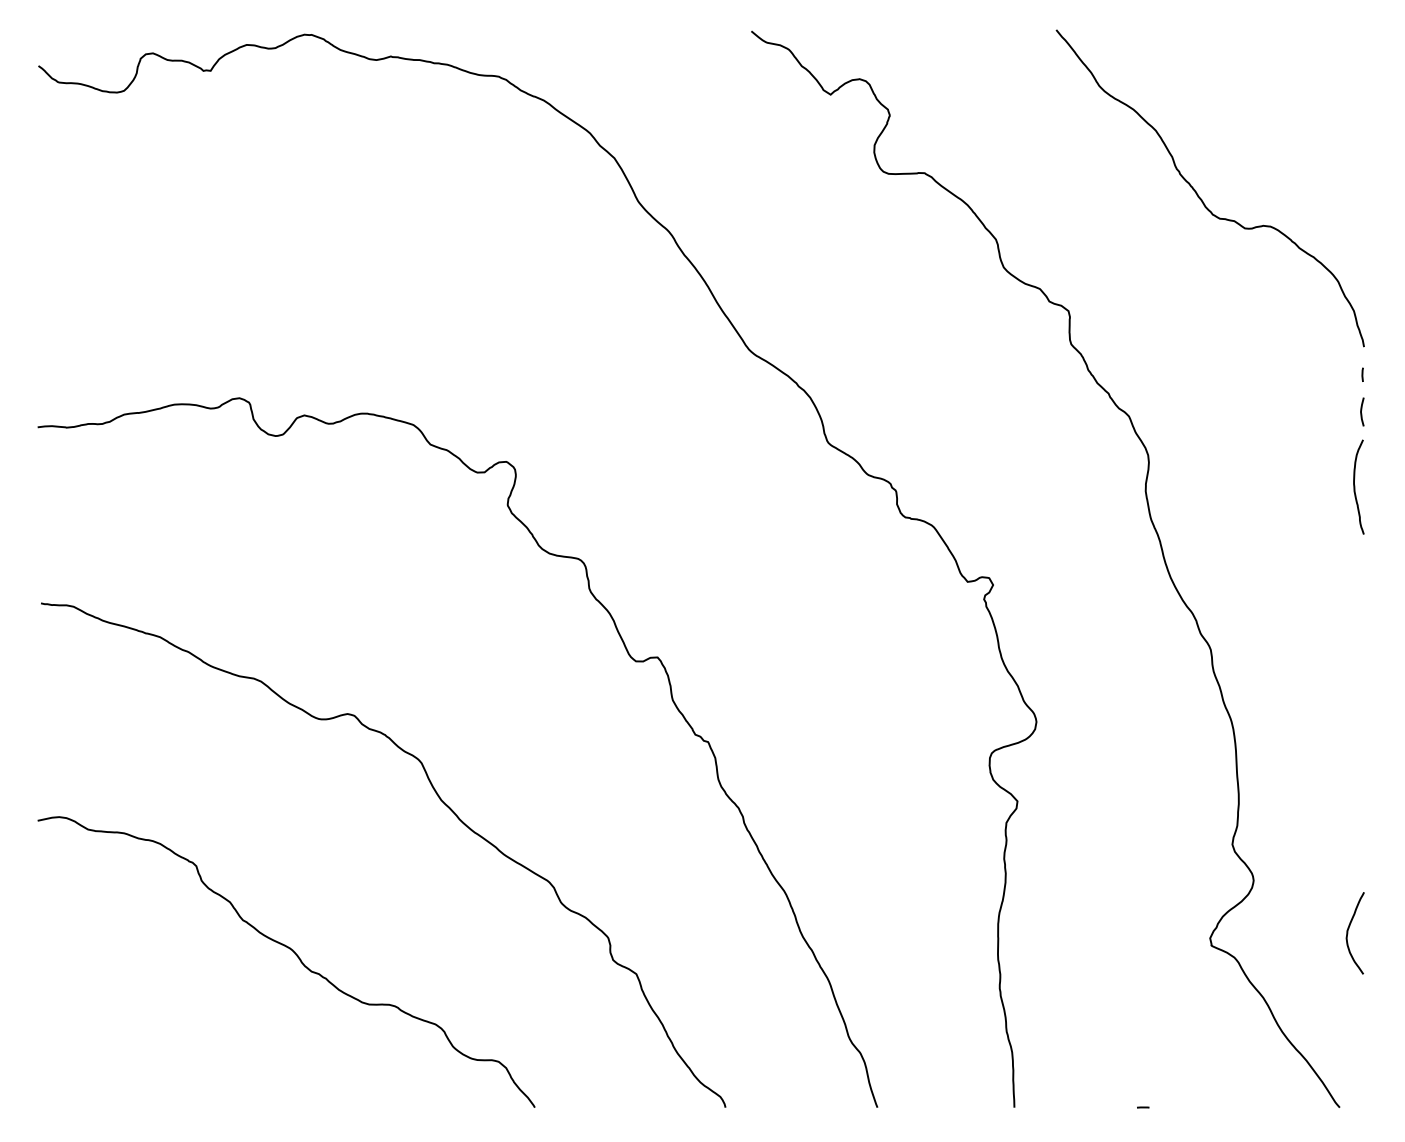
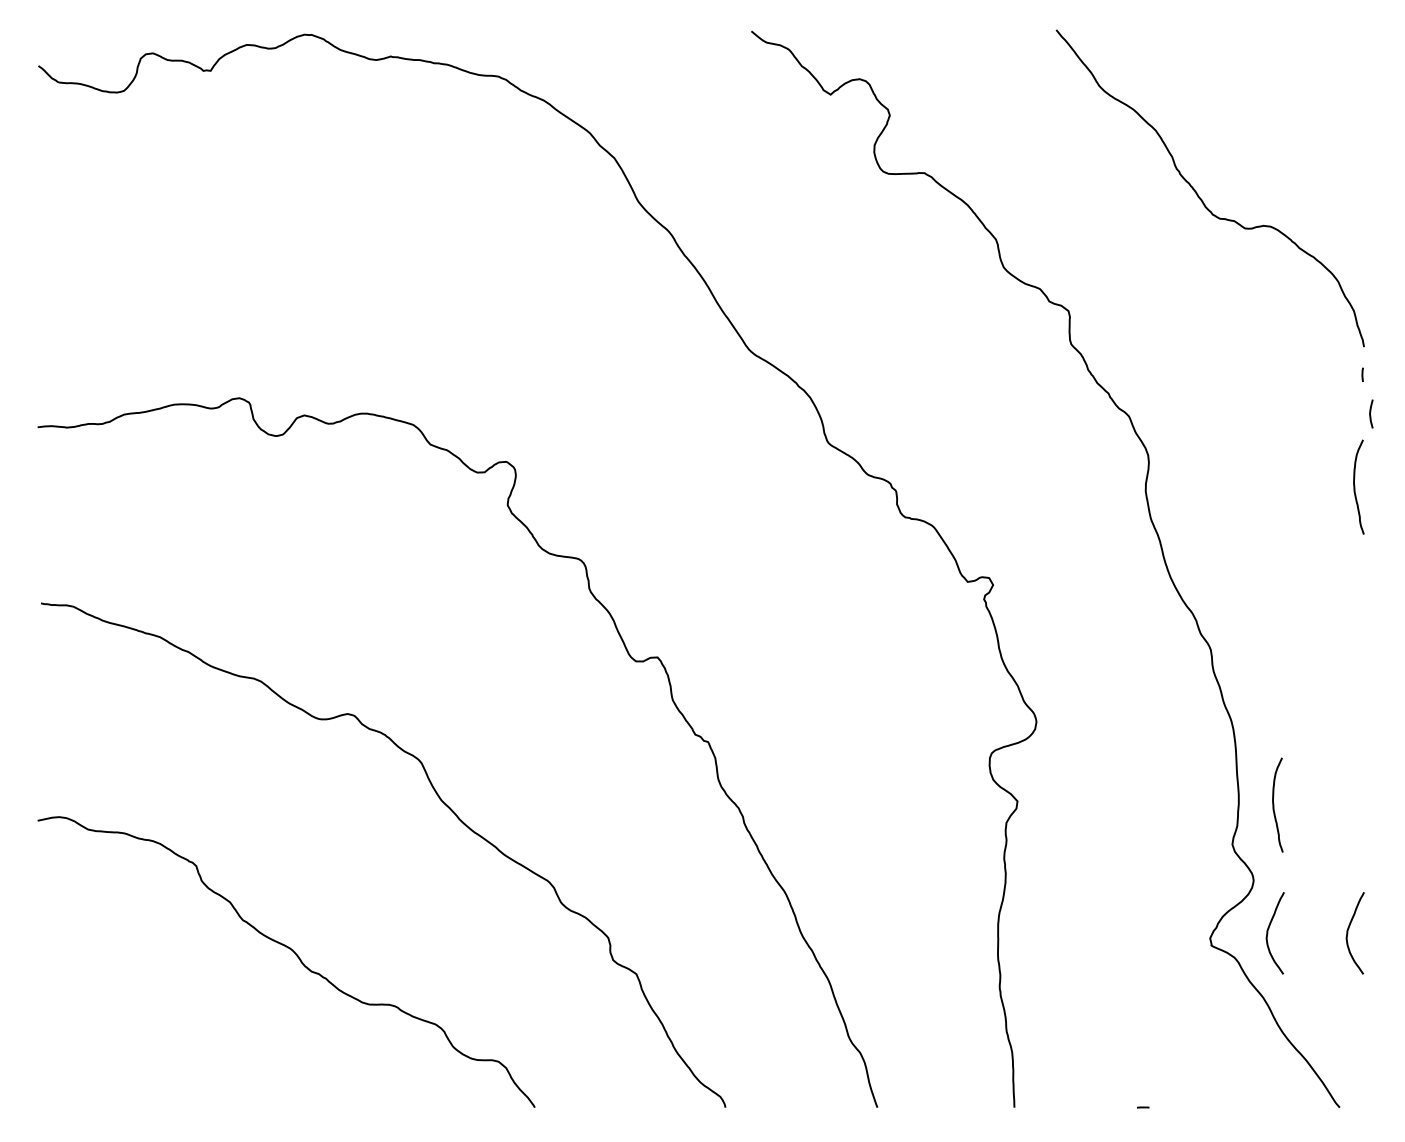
curve position: (1362, 410) -> (1371, 412) (1371, 412)
curve: none -> present (1274, 804)
curve: none -> present (1268, 933)
